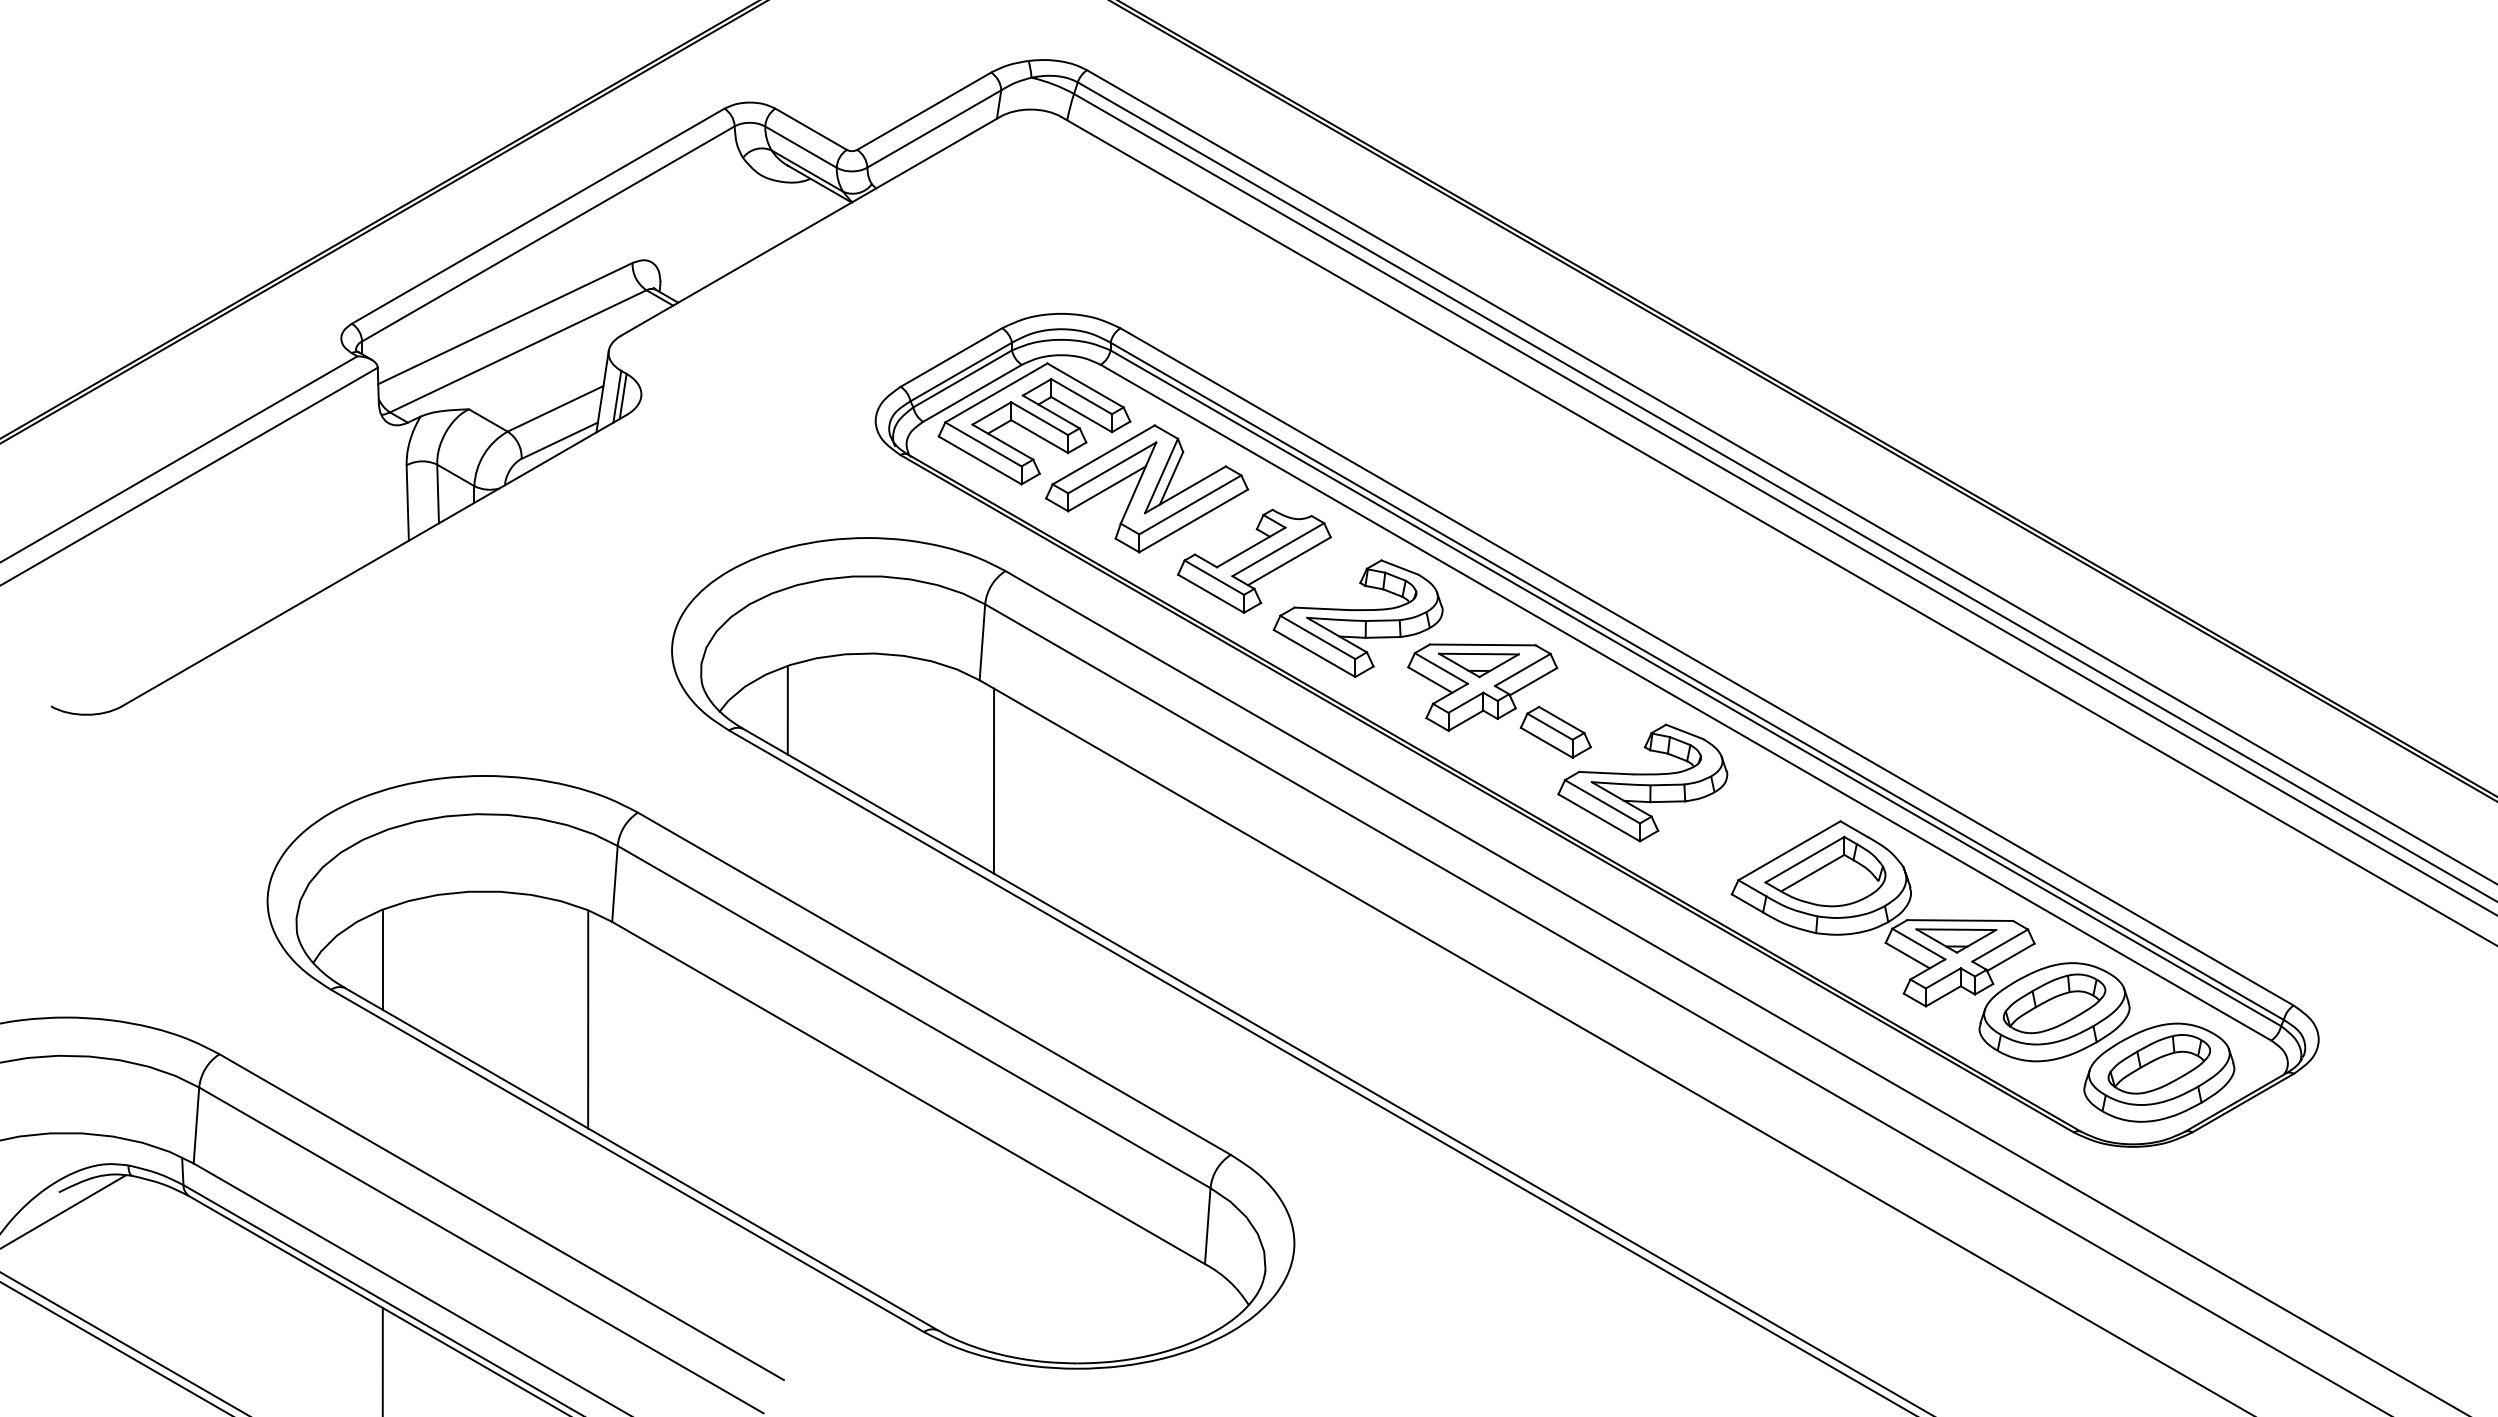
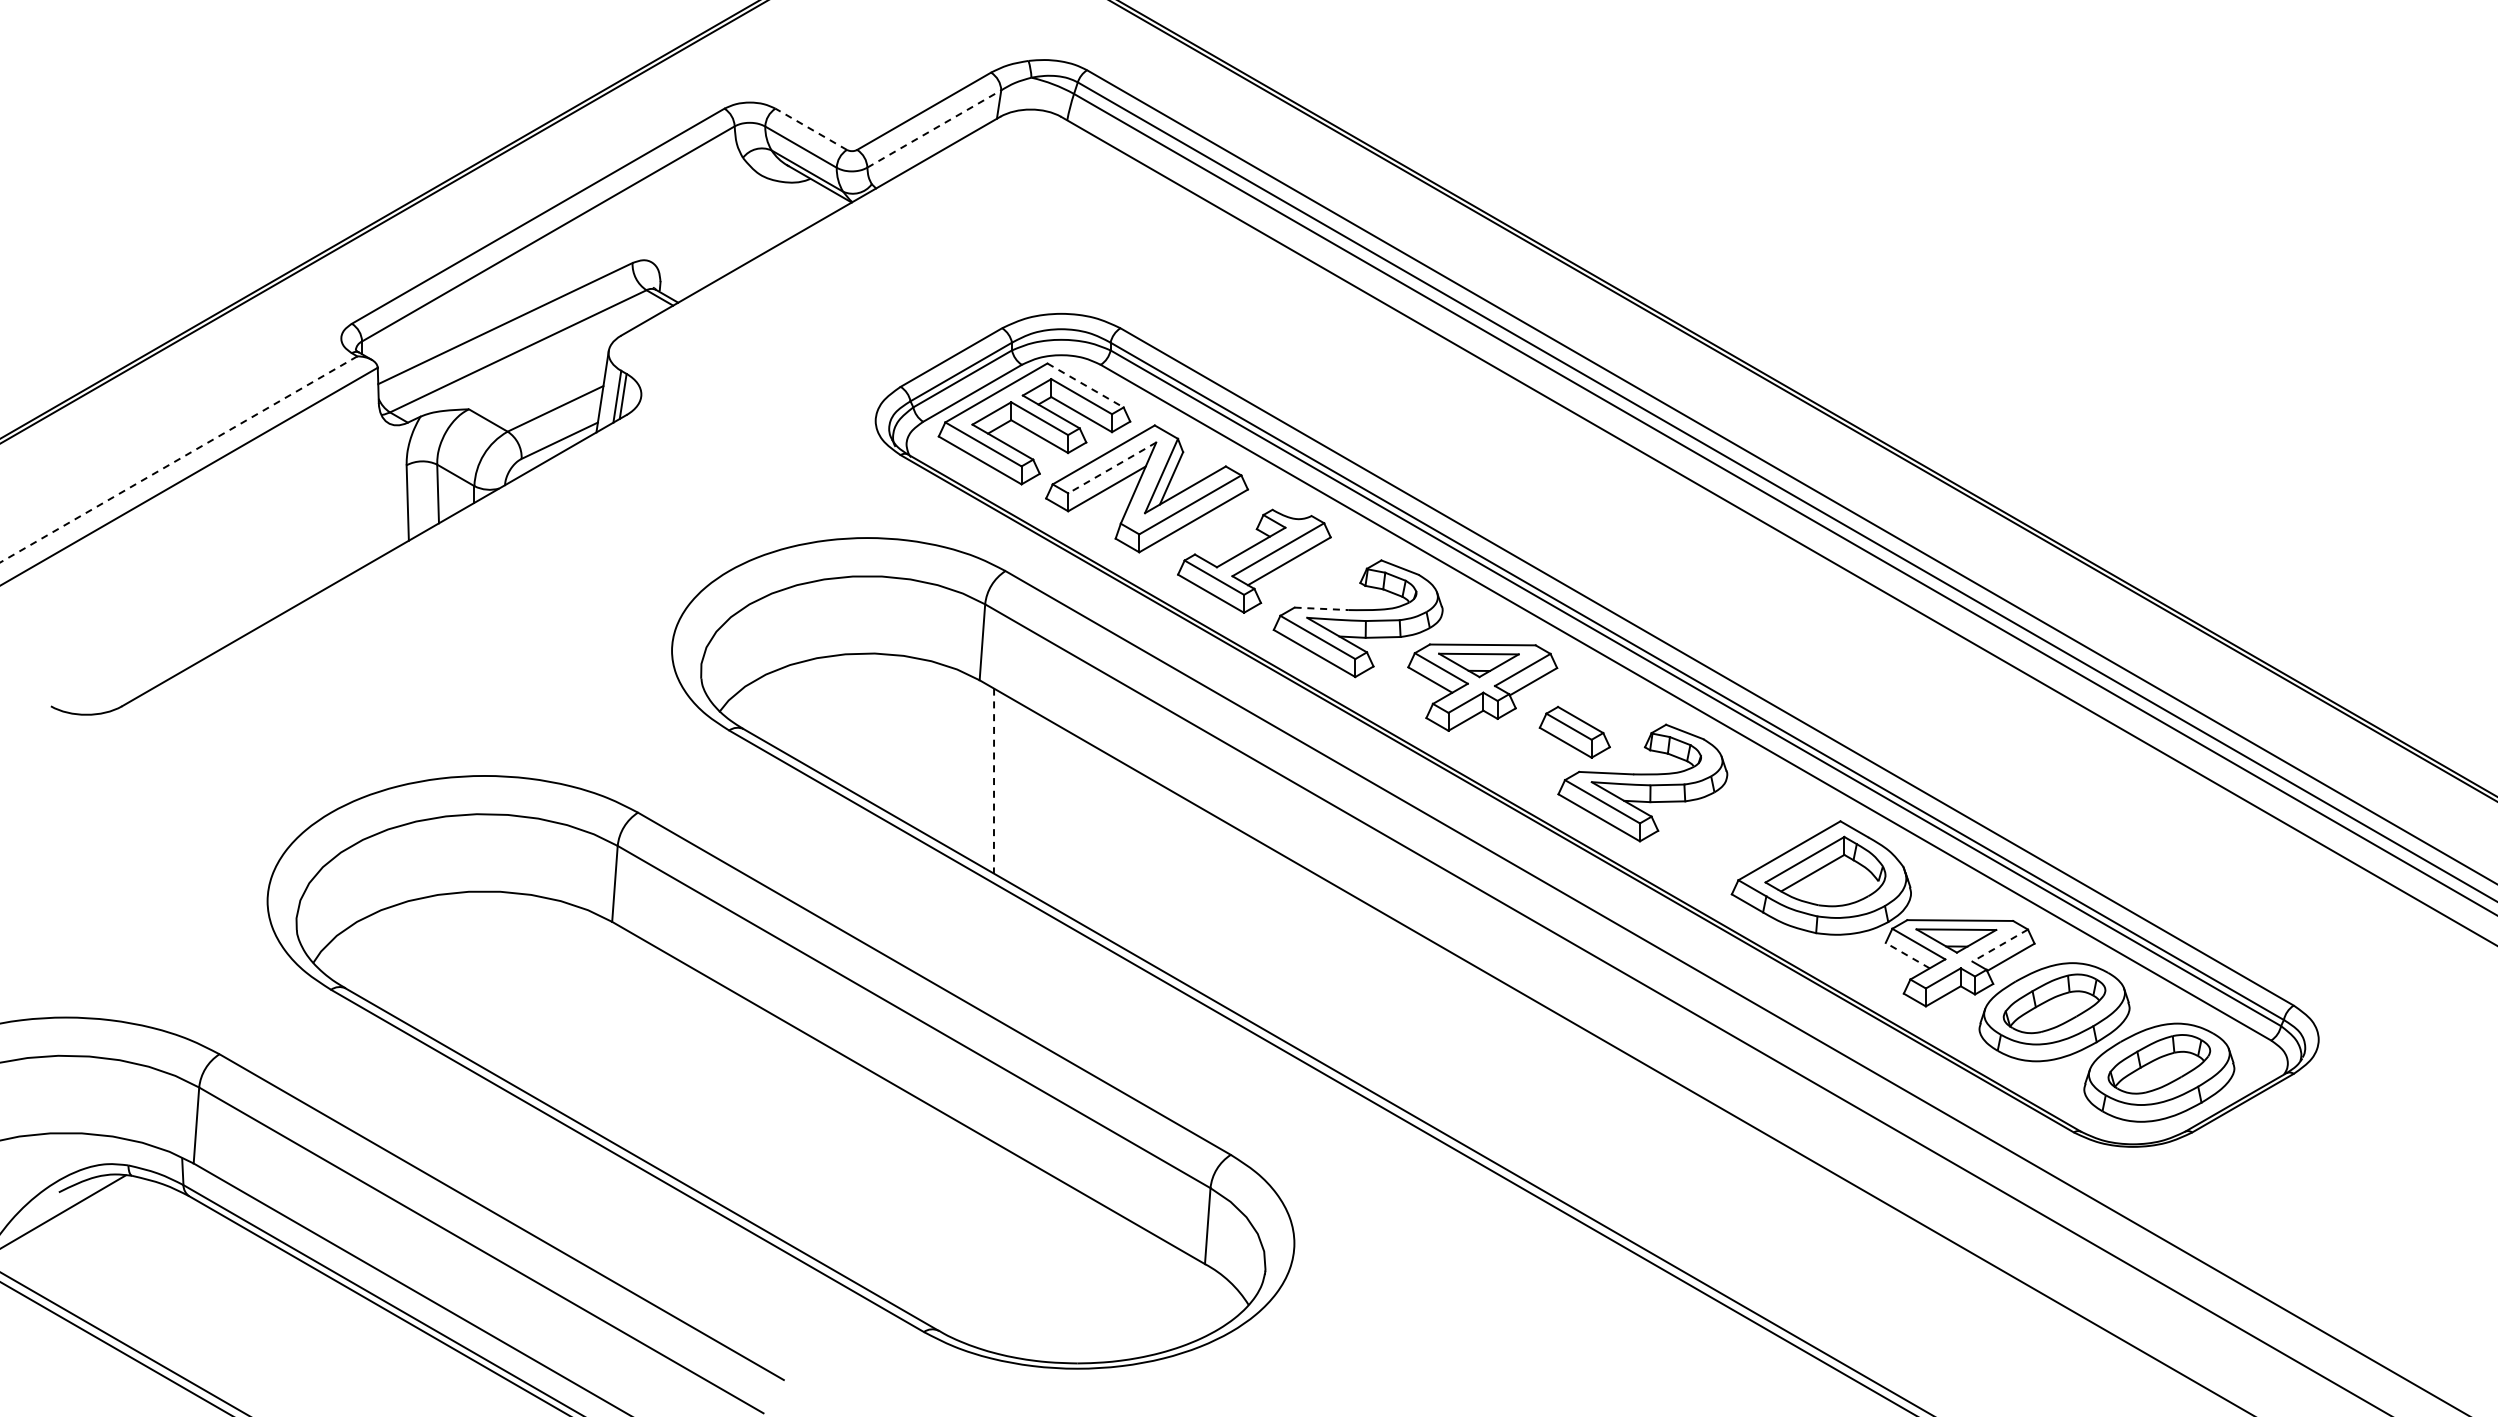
line: solid -> dashed (934, 128)
line: solid -> dashed (810, 129)
line: solid -> dashed (1085, 385)
line: solid -> dashed (178, 459)
line: solid -> dashed (1112, 467)
line: solid -> dashed (1322, 608)
line: present -> none (787, 710)
part position: (1555, 731) -> (1574, 731) (1574, 731)
line: solid -> dashed (994, 781)
line: solid -> dashed (1999, 945)
line: solid -> dashed (1907, 955)
line: present -> none (382, 959)
line: present -> none (588, 1020)
line: present -> none (382, 1360)
